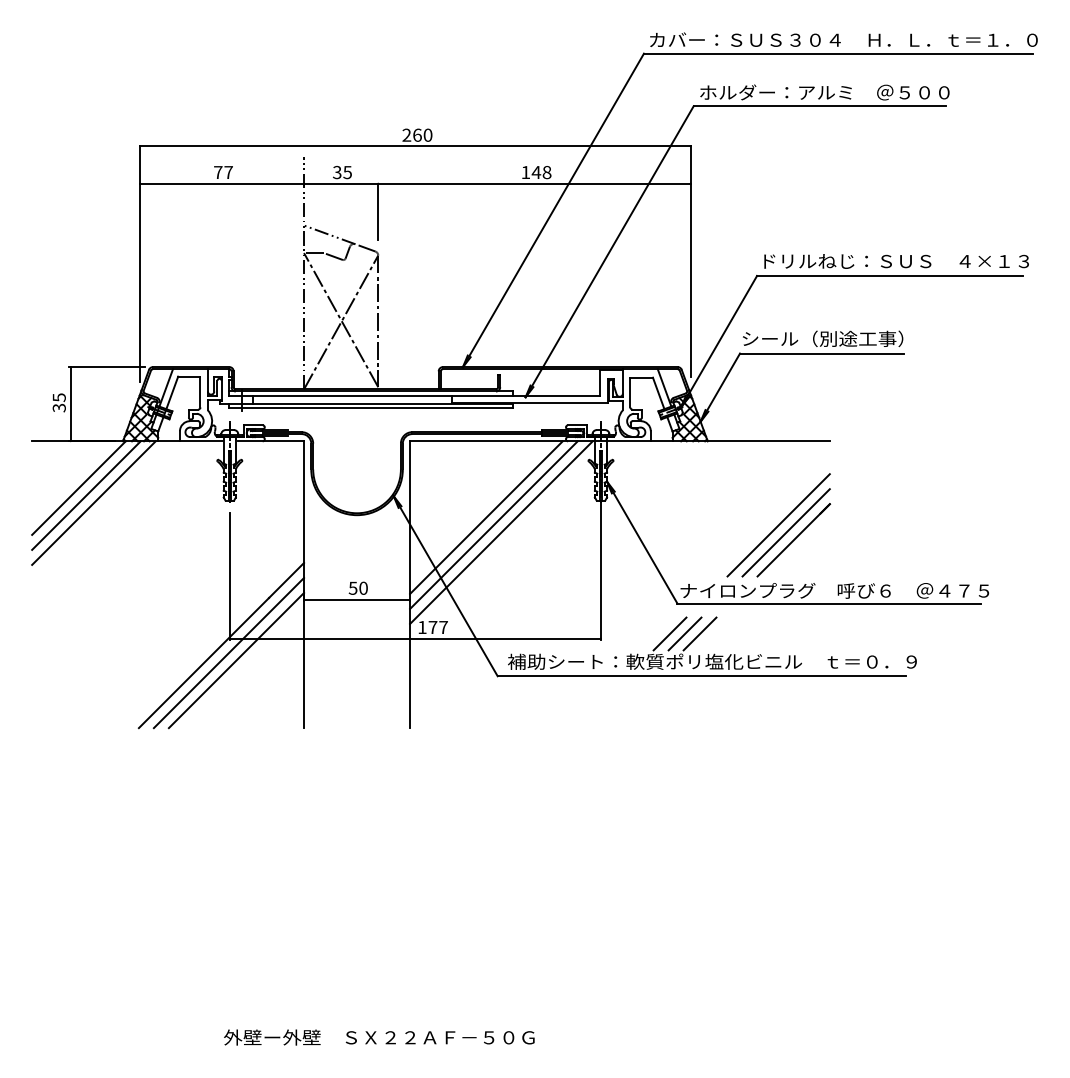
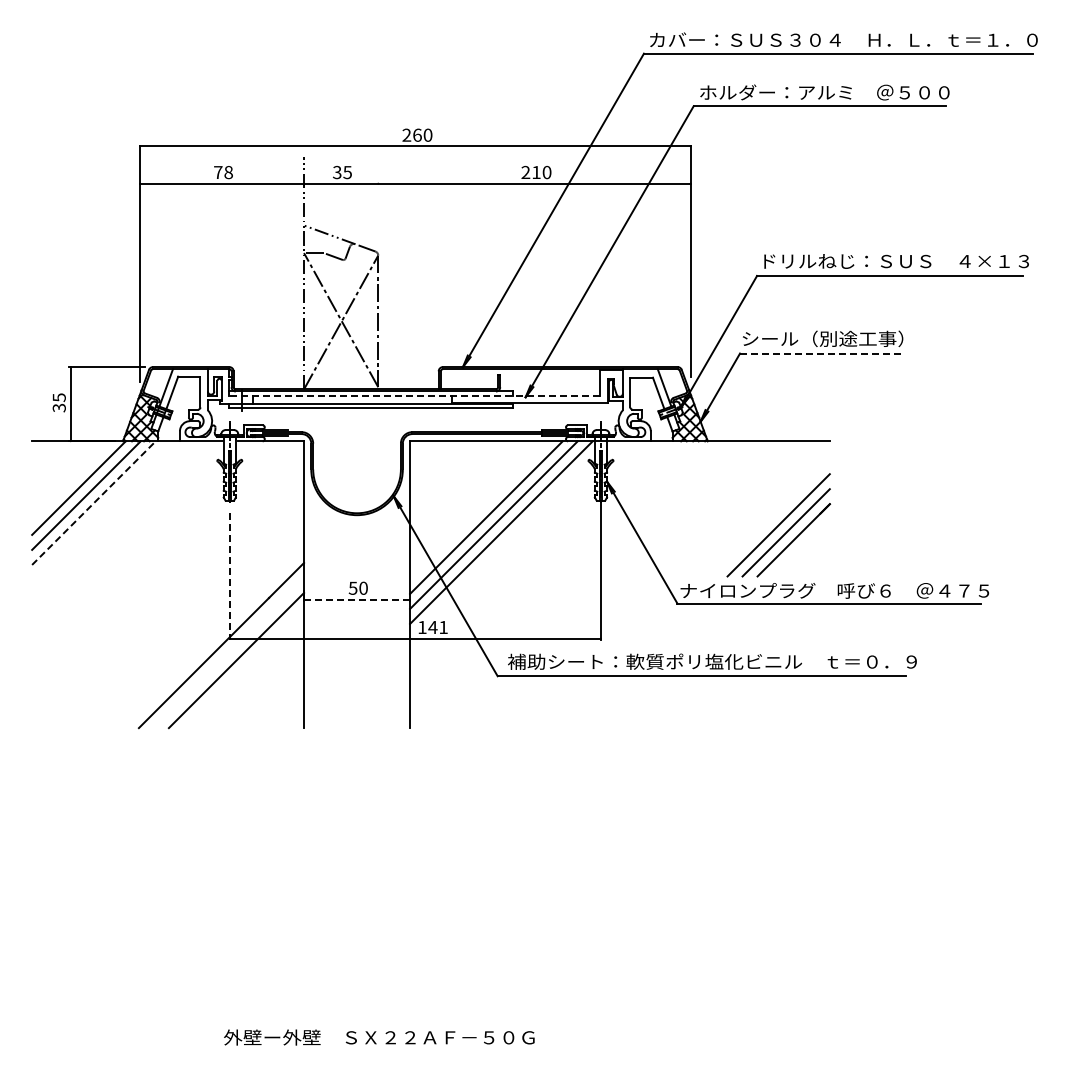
text: 148 -> 210 (536, 171)
text: 77 -> 78 (228, 172)
line: present -> none (378, 211)
line: solid -> dashed (822, 353)
line: solid -> dashed (413, 395)
line: solid -> dashed (94, 502)
line: solid -> dashed (229, 576)
line: solid -> dashed (357, 599)
text: 177 -> 141 (437, 627)
line: present -> none (669, 633)
line: present -> none (684, 633)
line: present -> none (699, 633)
line: present -> none (228, 652)
